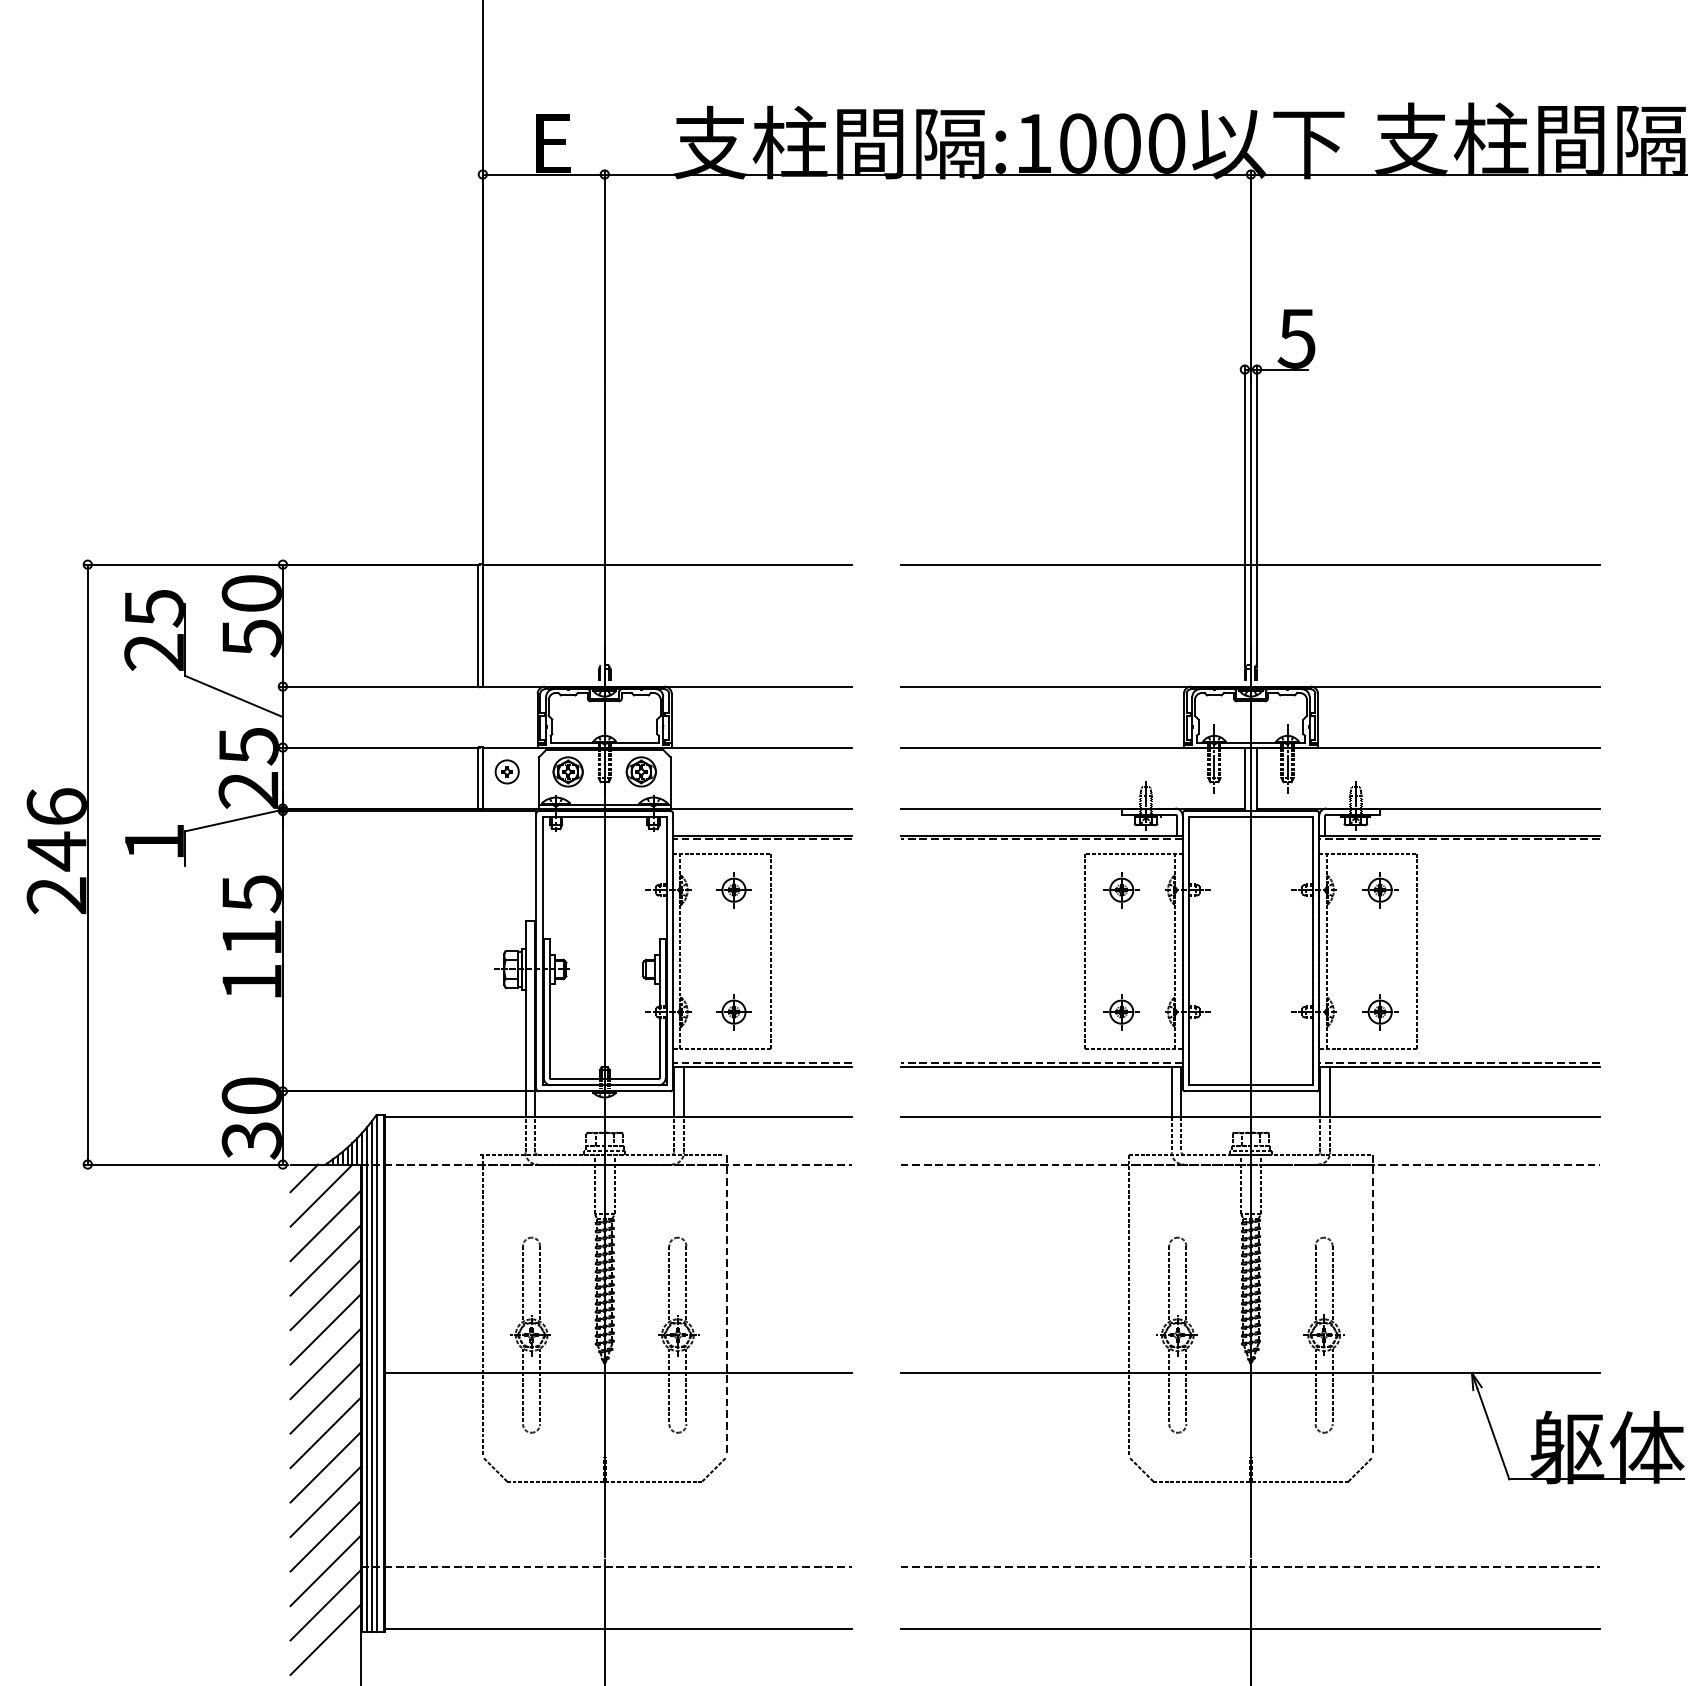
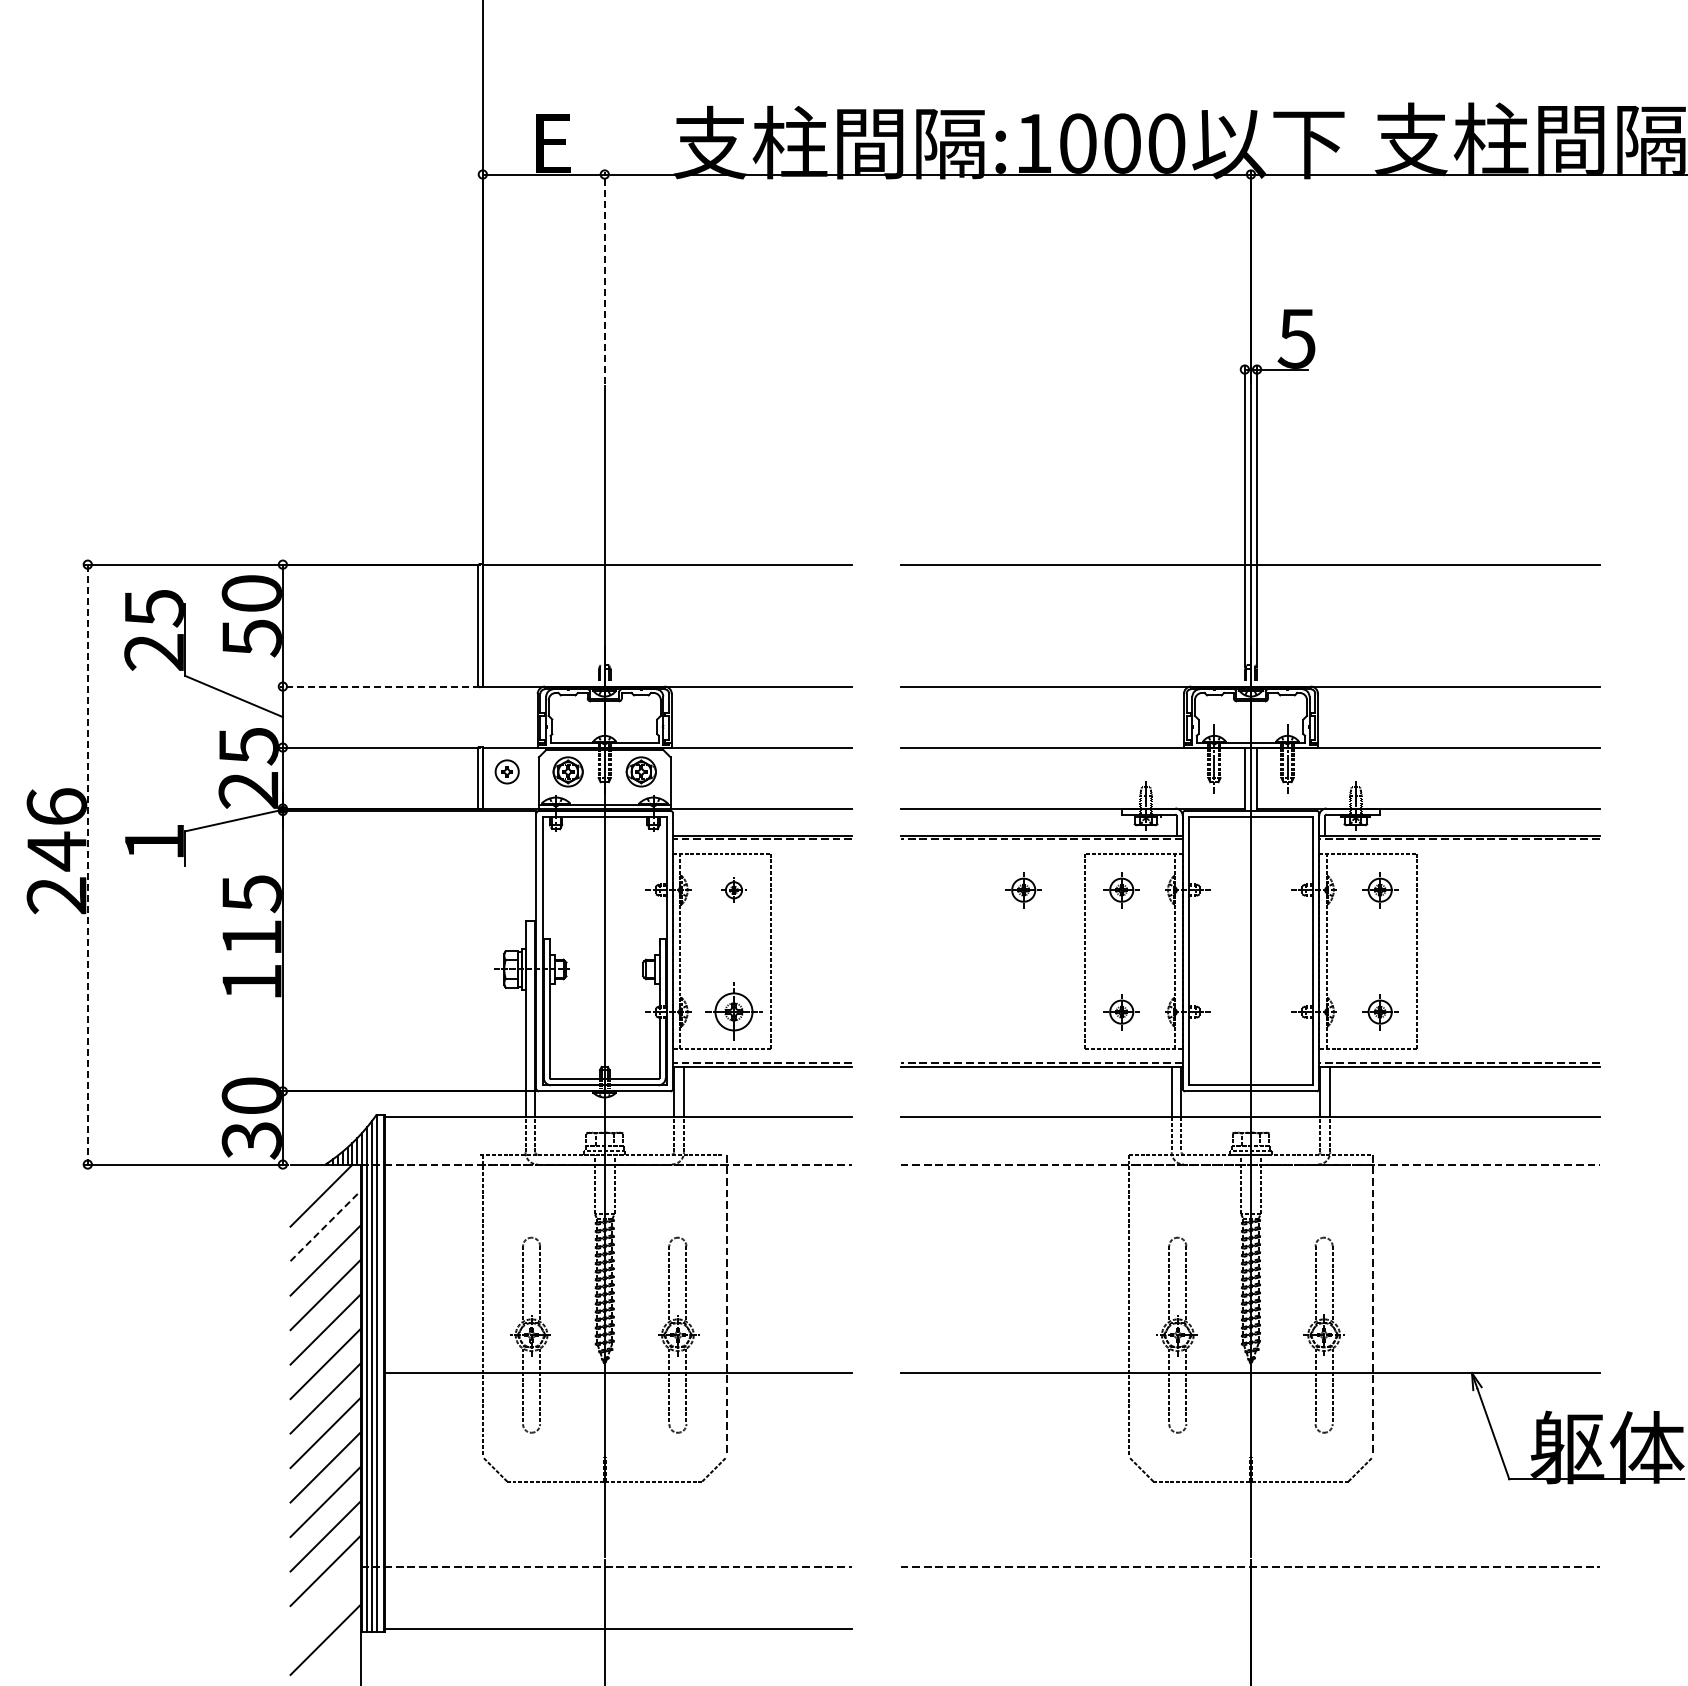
line: solid -> dashed (604, 277)
line: solid -> dashed (380, 686)
line: solid -> dashed (87, 864)
part size: 36x37 px -> 26x26 px (733, 889)
part: none -> present (1023, 890)
part size: 36x37 px -> 58x59 px (733, 1011)
line: present -> none (304, 1178)
line: solid -> dashed (325, 1225)
line: present -> none (325, 1605)
line: present -> none (1249, 1629)
